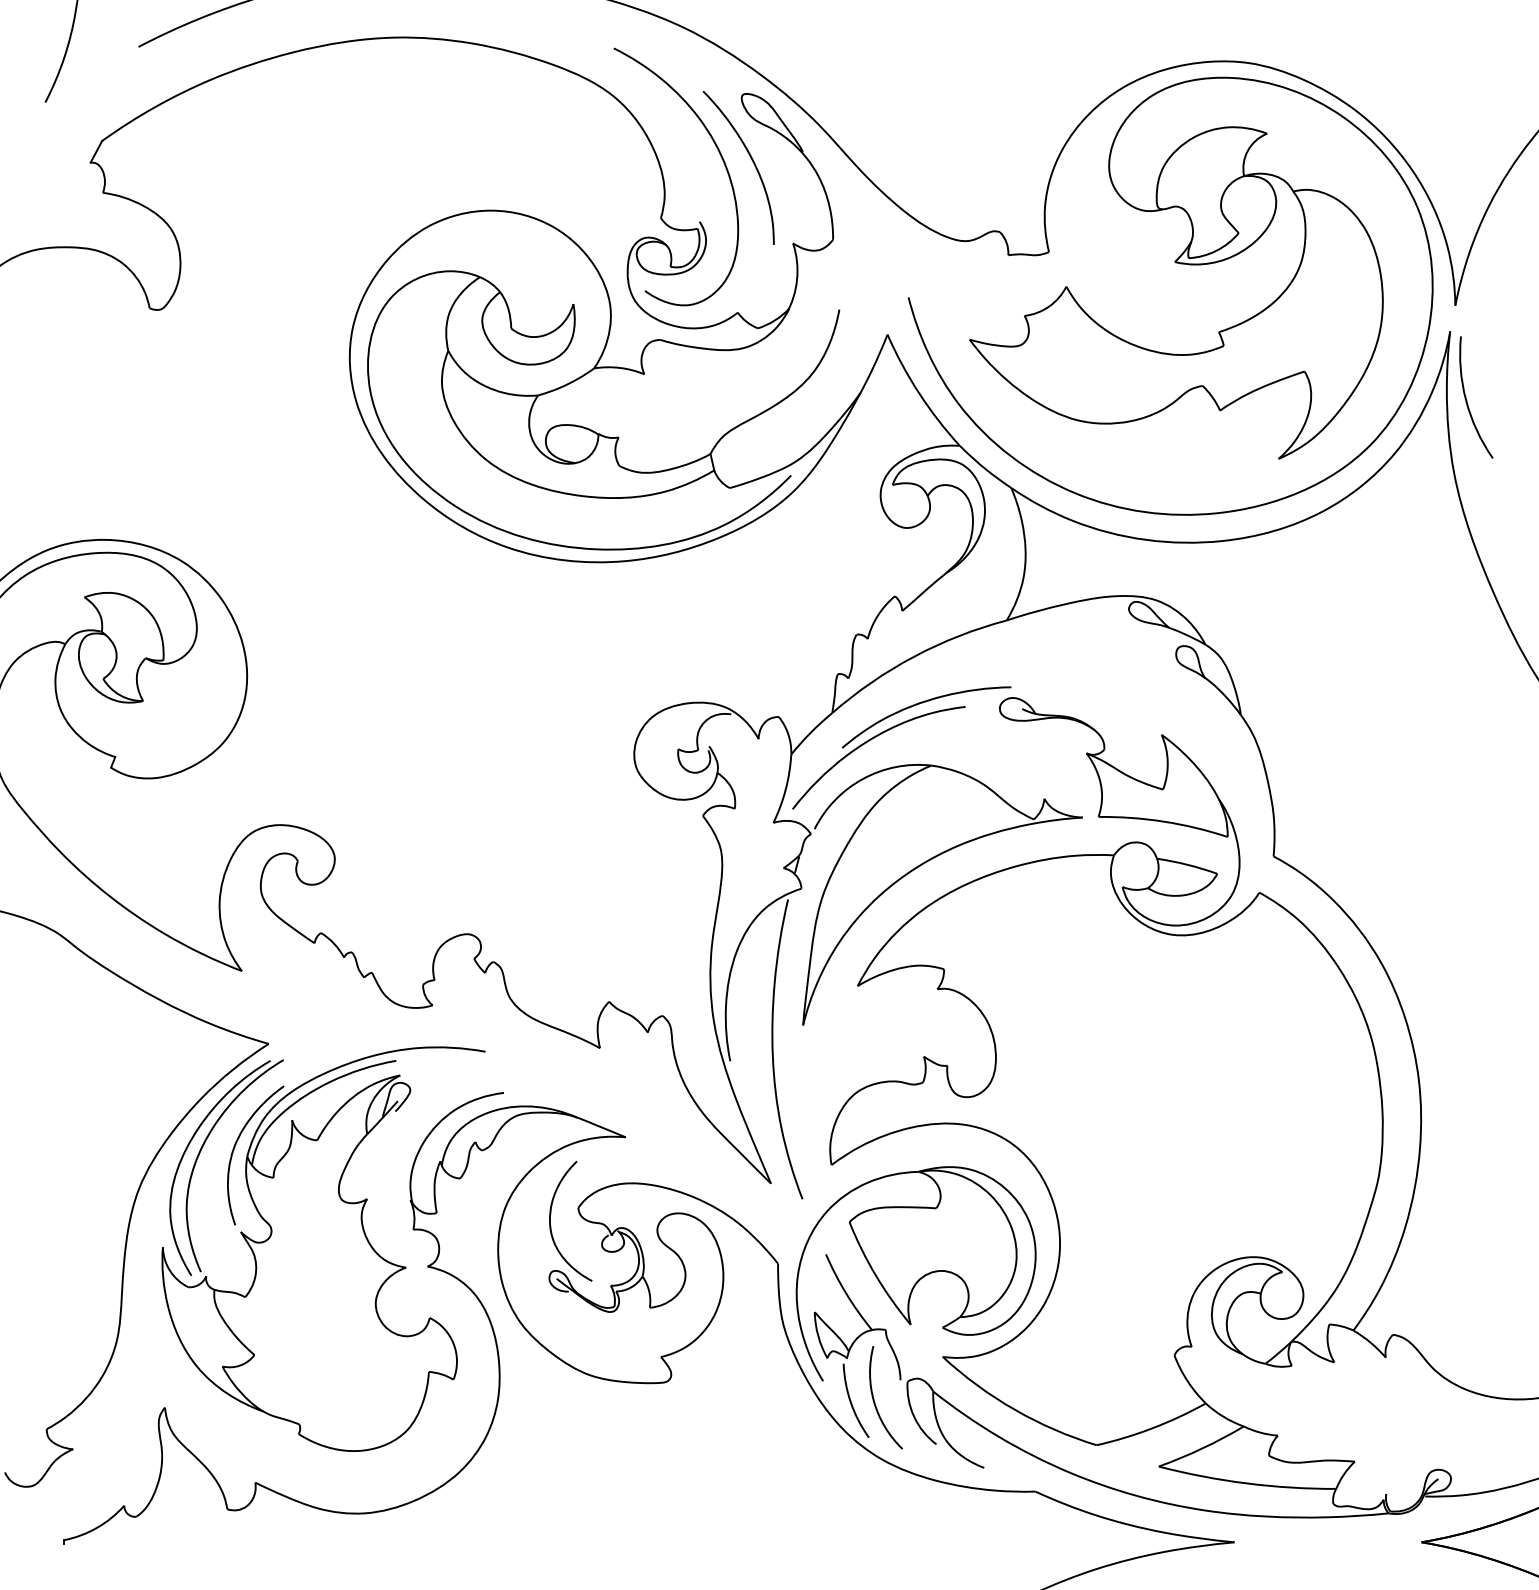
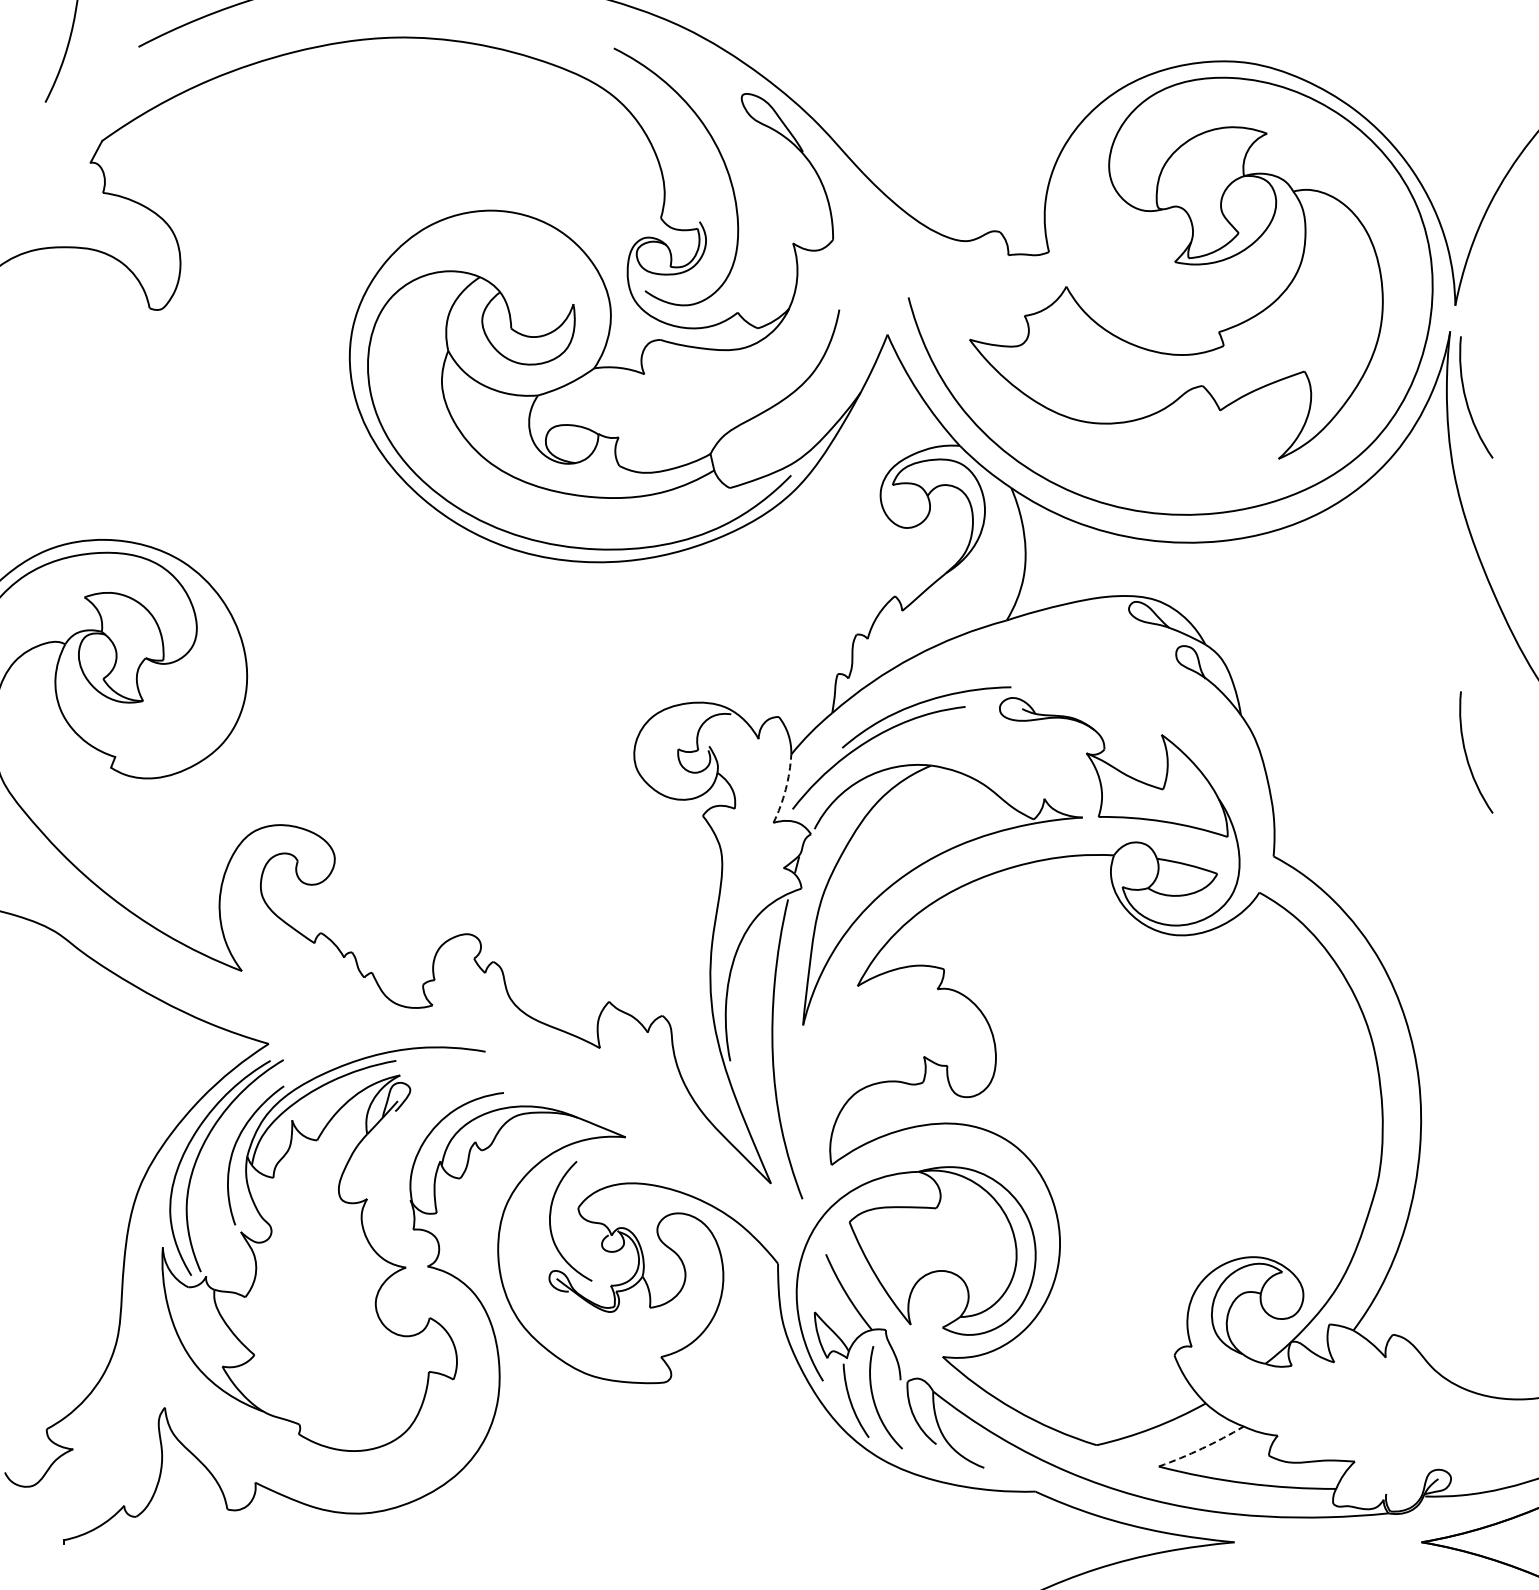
curve: present -> none (751, 160)
arc: none -> present (1467, 755)
arc: solid -> dashed (785, 789)
arc: solid -> dashed (1202, 1448)
